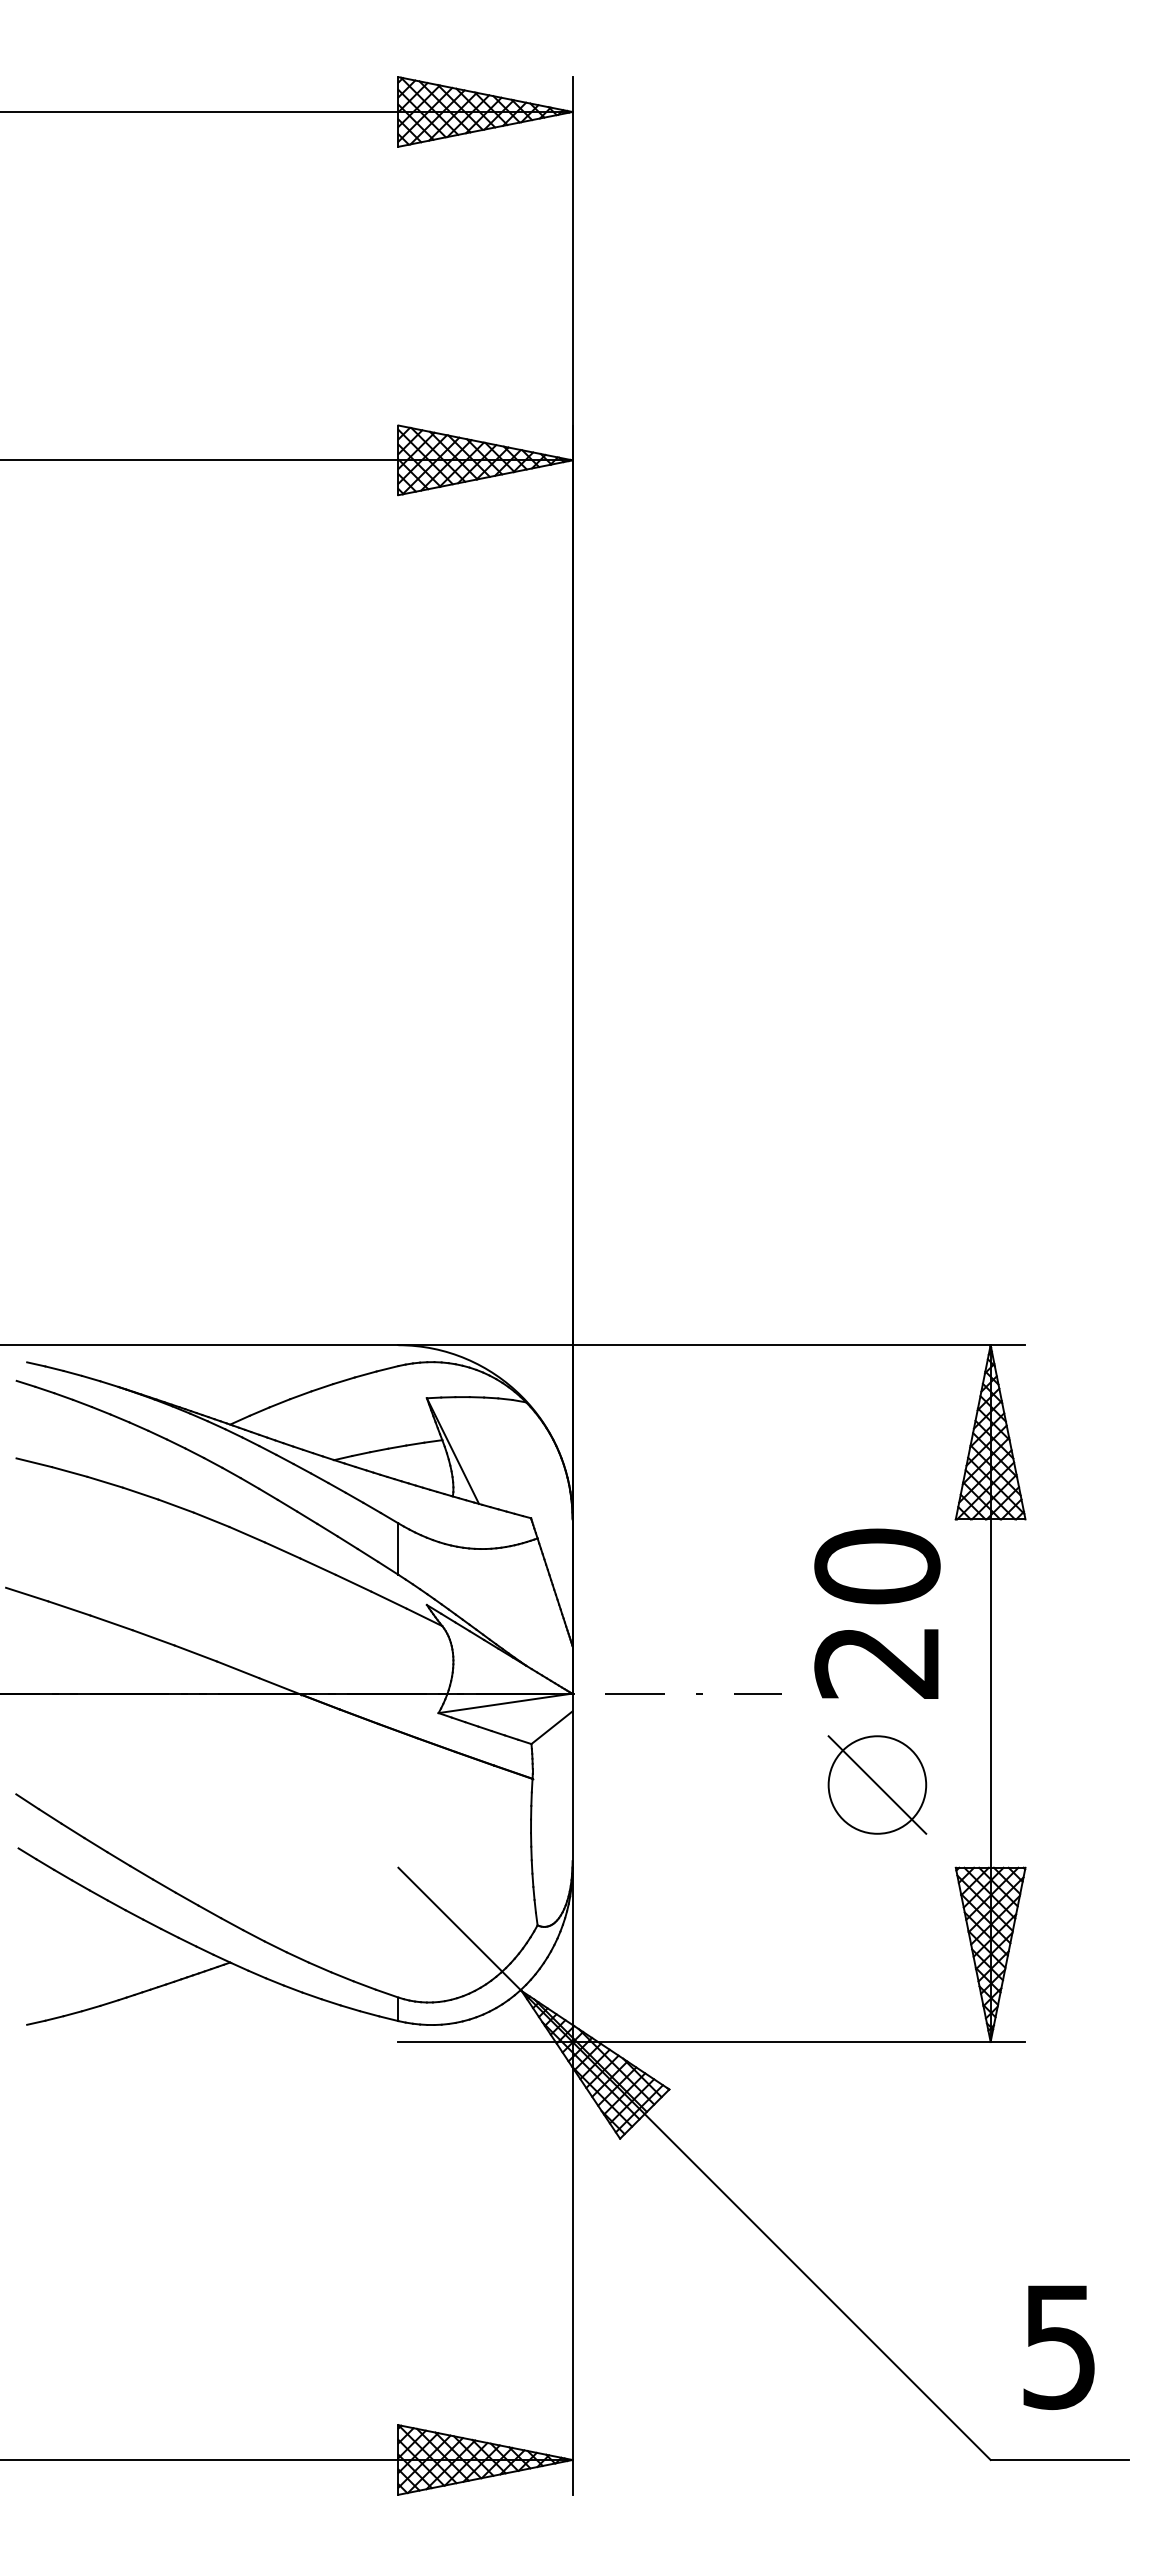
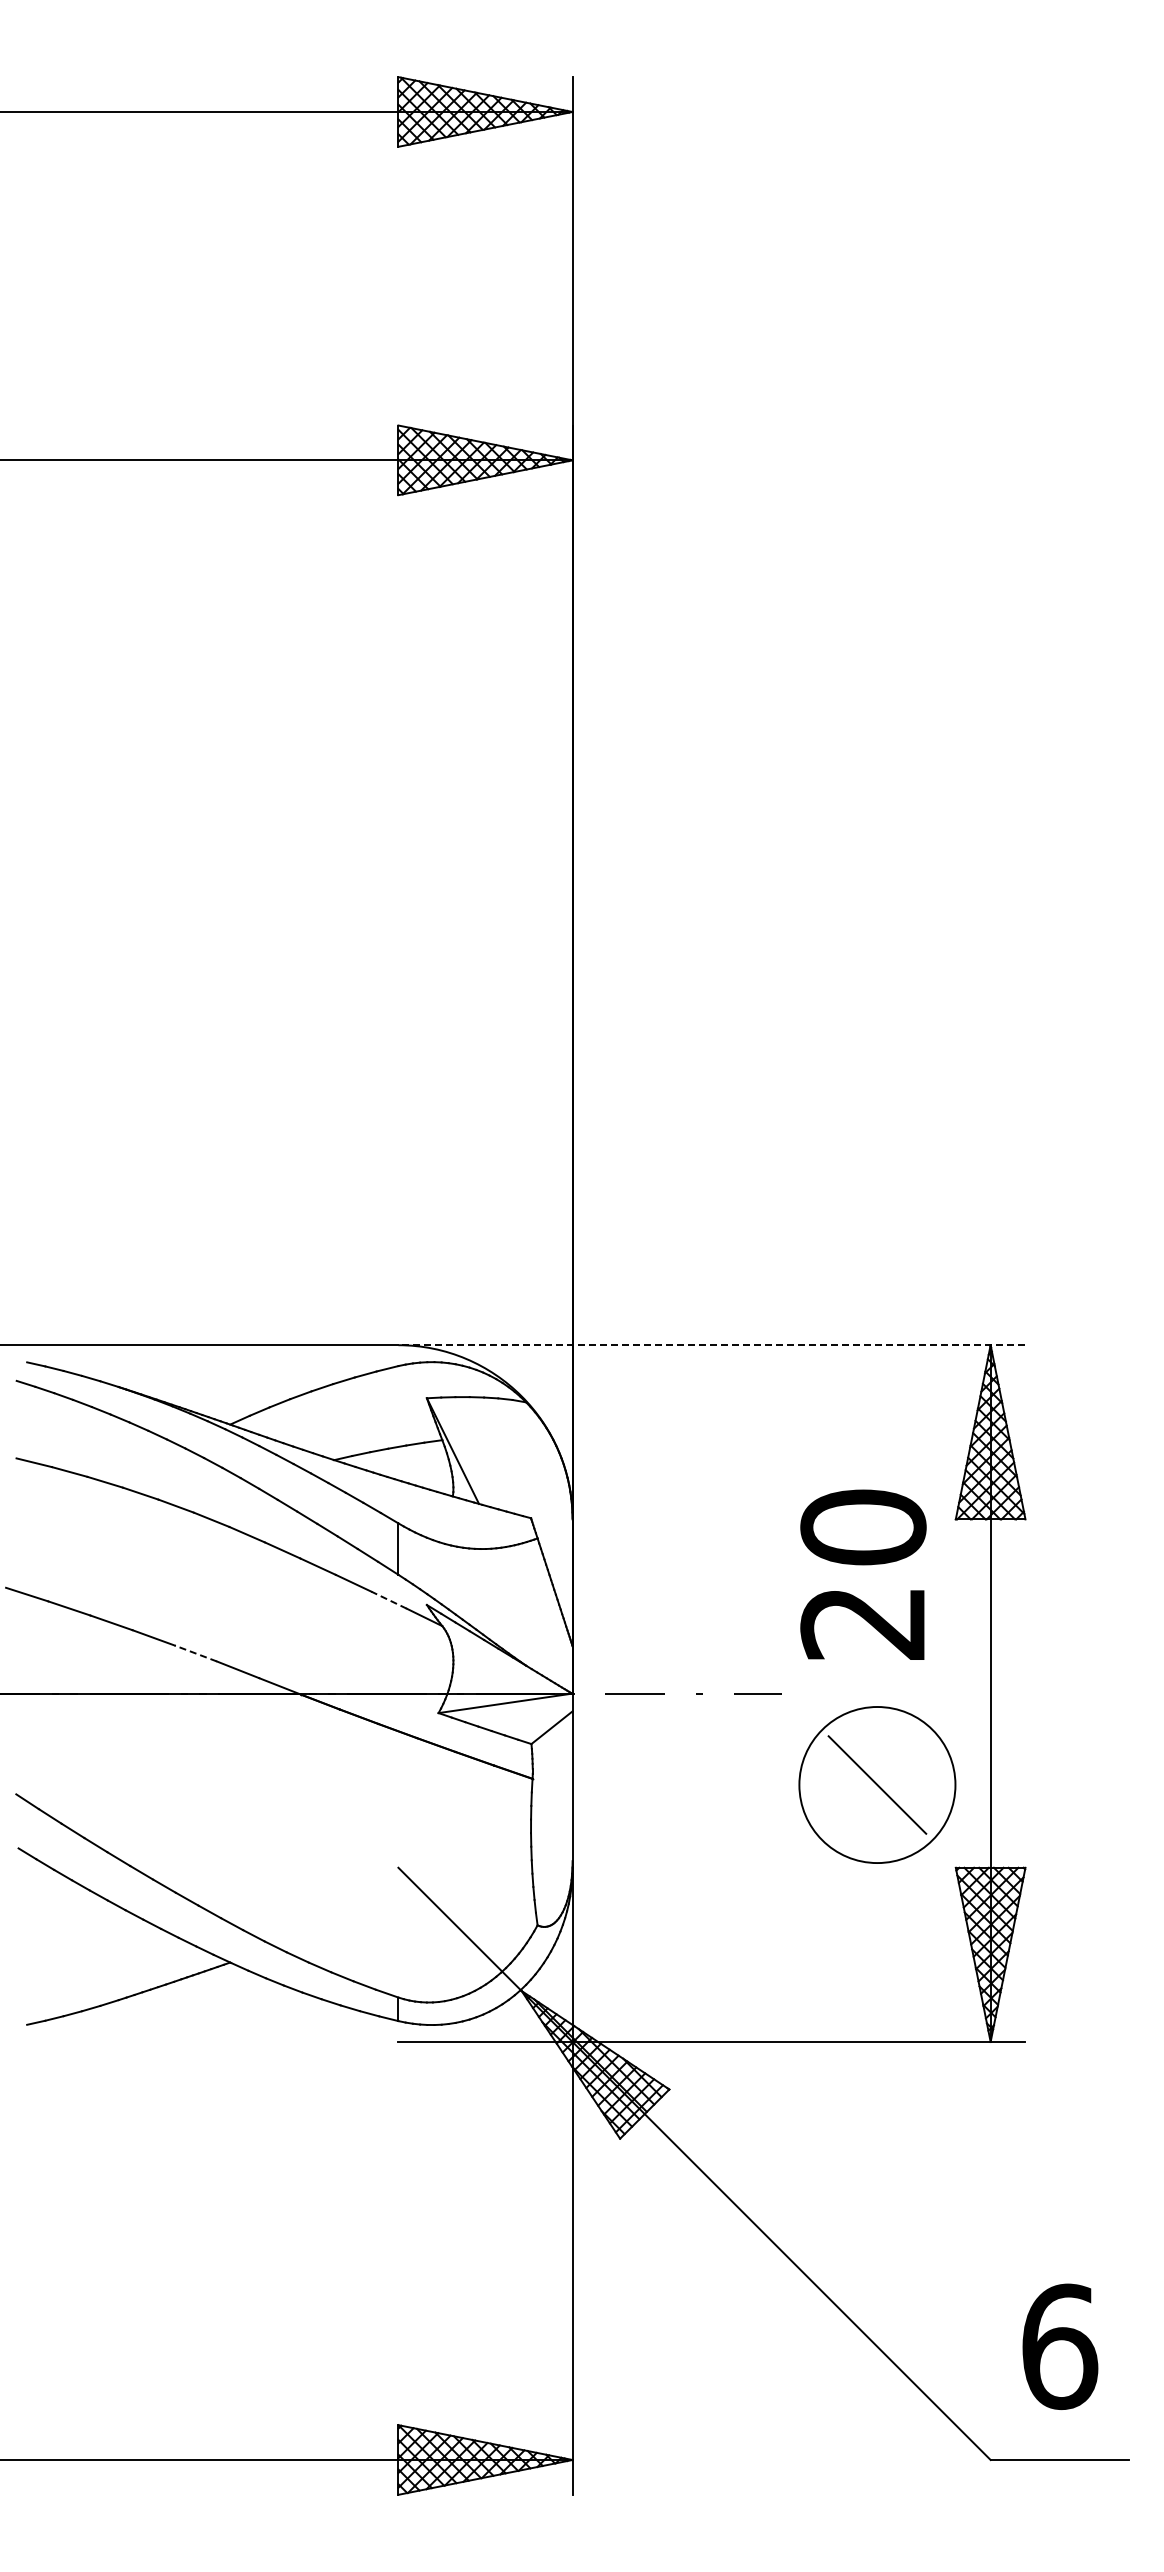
line: solid -> dashed (711, 1345)
line: solid -> dashed (389, 1600)
text position: (877, 1613) -> (863, 1574) (863, 1574)
line: solid -> dashed (195, 1653)
circle diameter: 98 px -> 156 px (877, 1785)
text: 5 -> 6 (1060, 2346)
